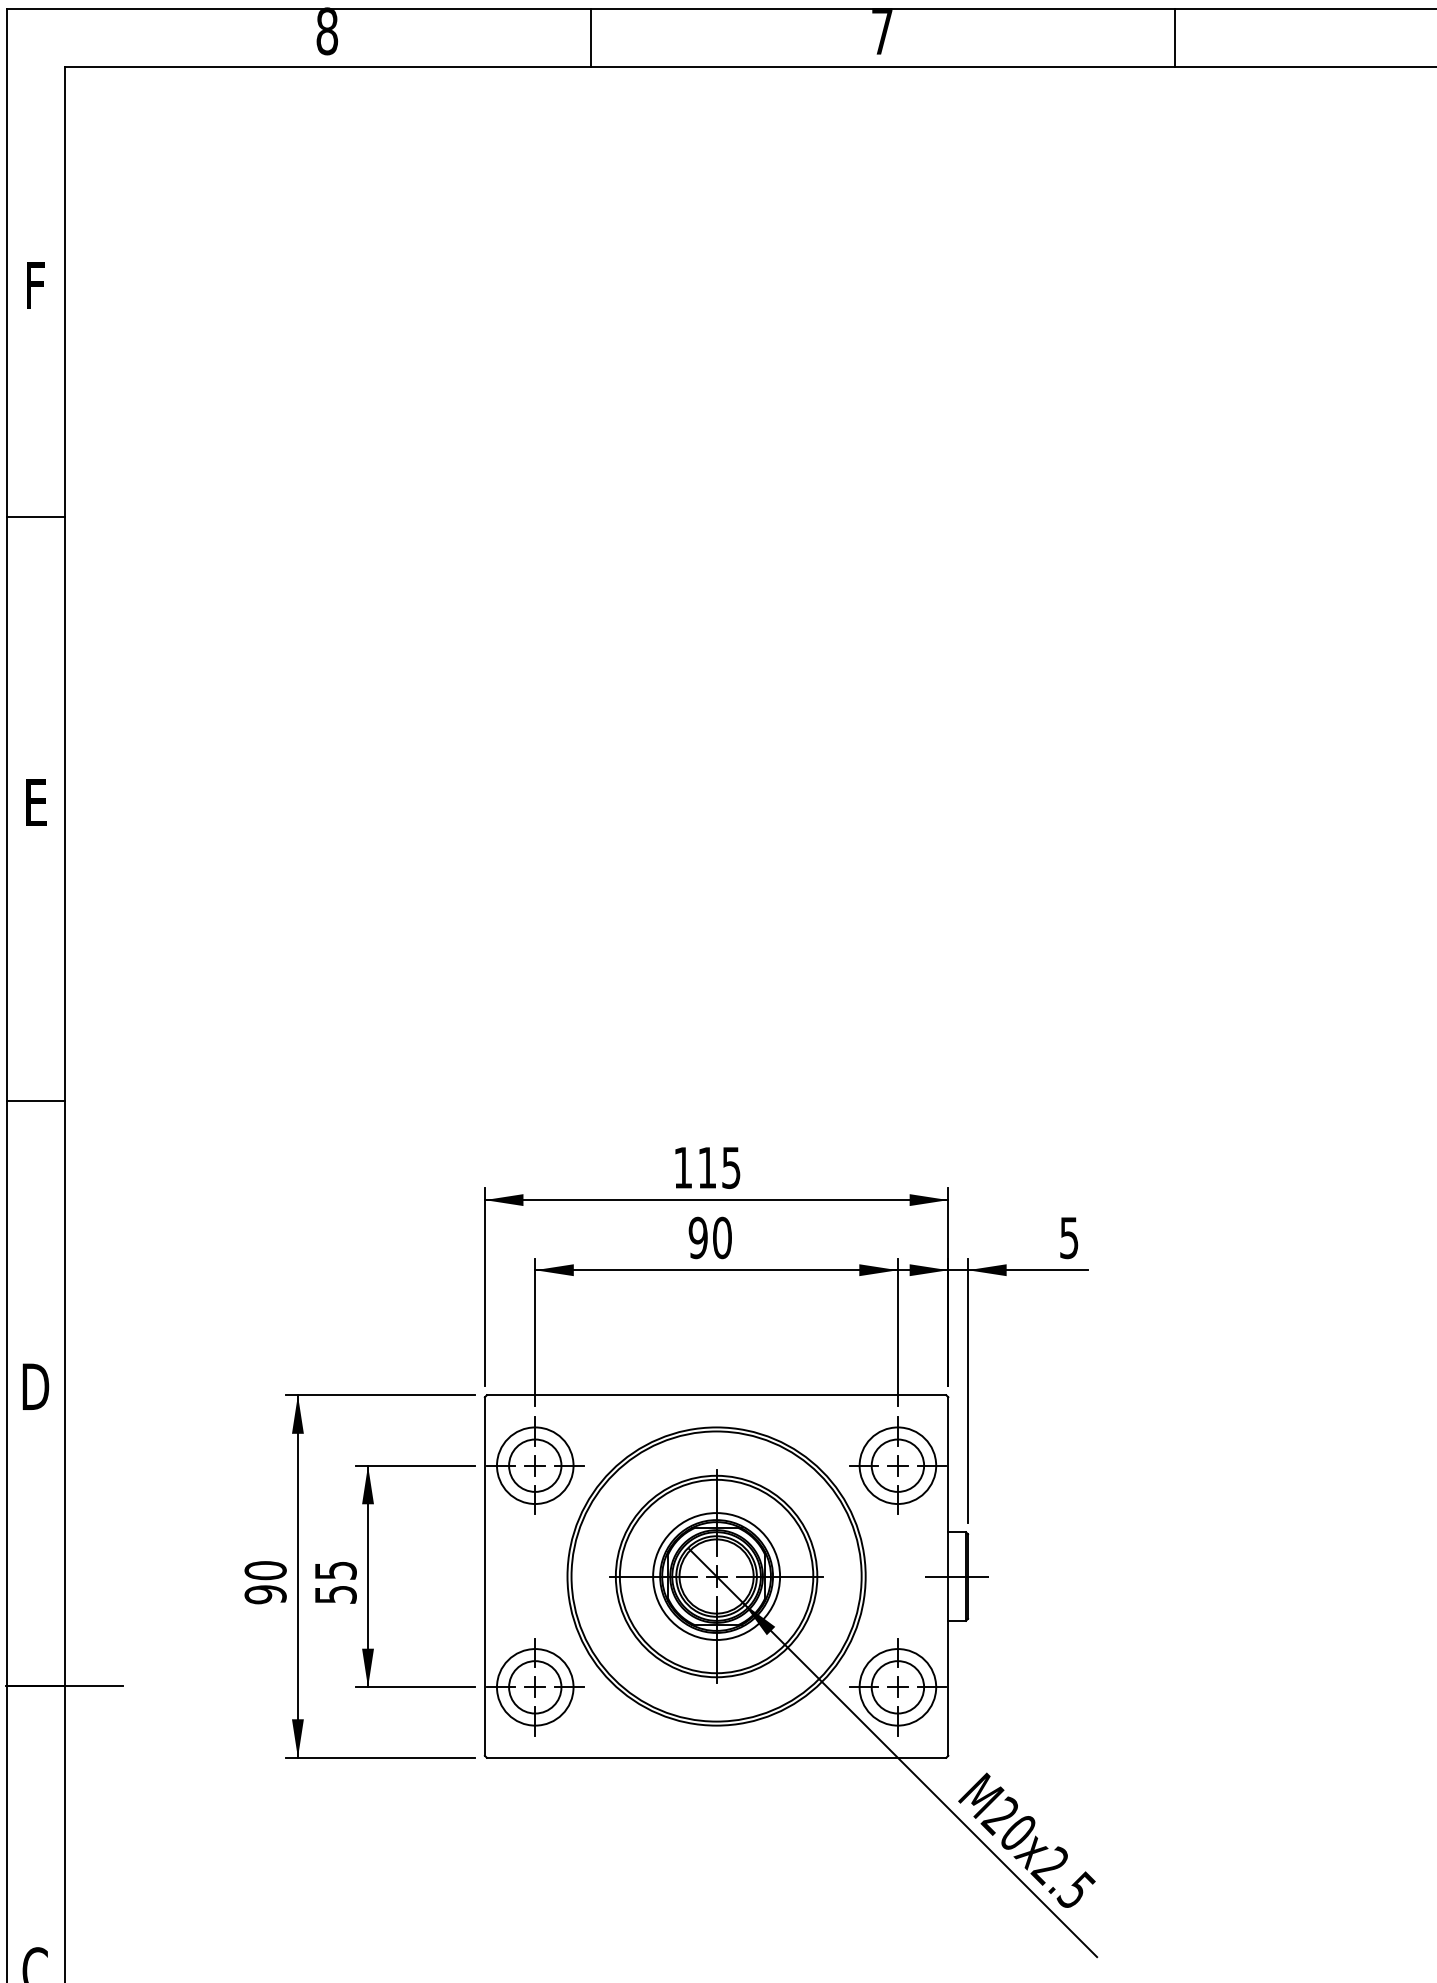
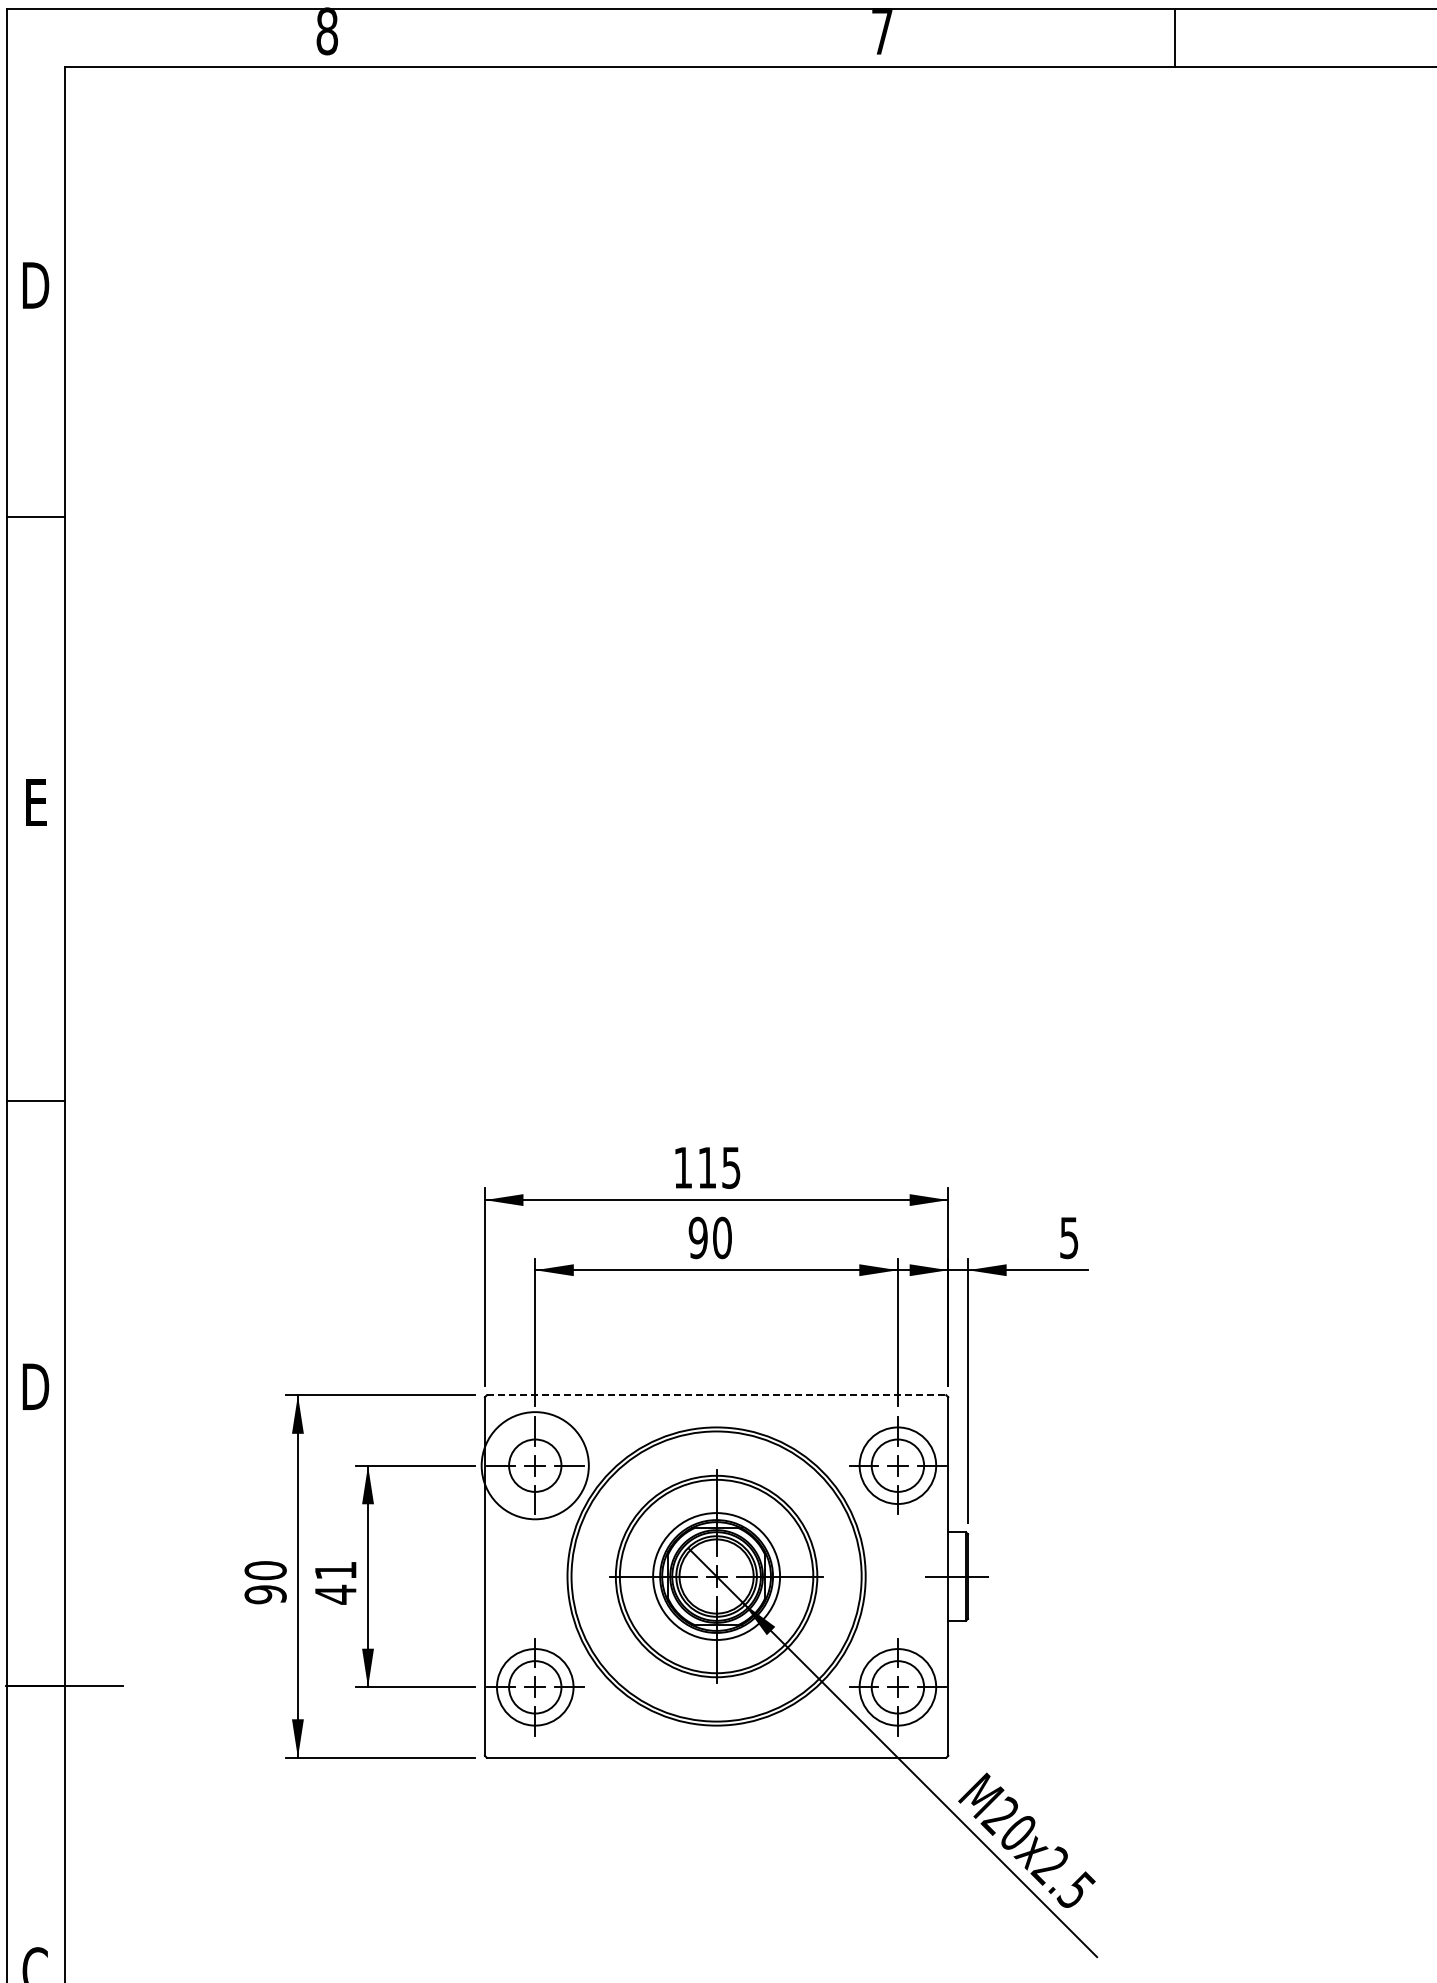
line: present -> none (590, 37)
text: F -> D (36, 285)
line: solid -> dashed (716, 1395)
circle diameter: 77 px -> 107 px (534, 1465)
text: 55 -> 41 (335, 1583)
